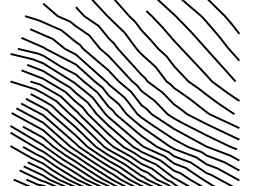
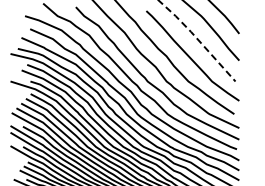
line: solid -> dashed (197, 39)
